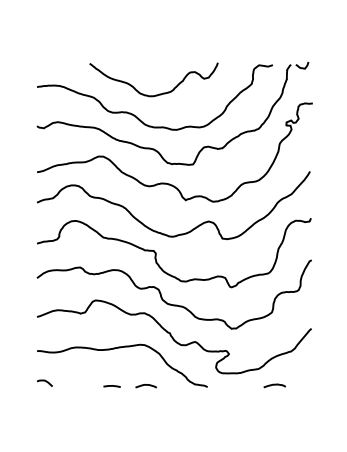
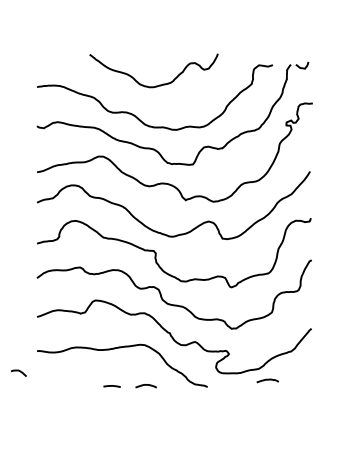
curve position: (155, 94) -> (155, 85) (155, 85)
curve position: (44, 381) -> (18, 371) (18, 371)
curve position: (274, 385) -> (267, 380) (267, 380)
